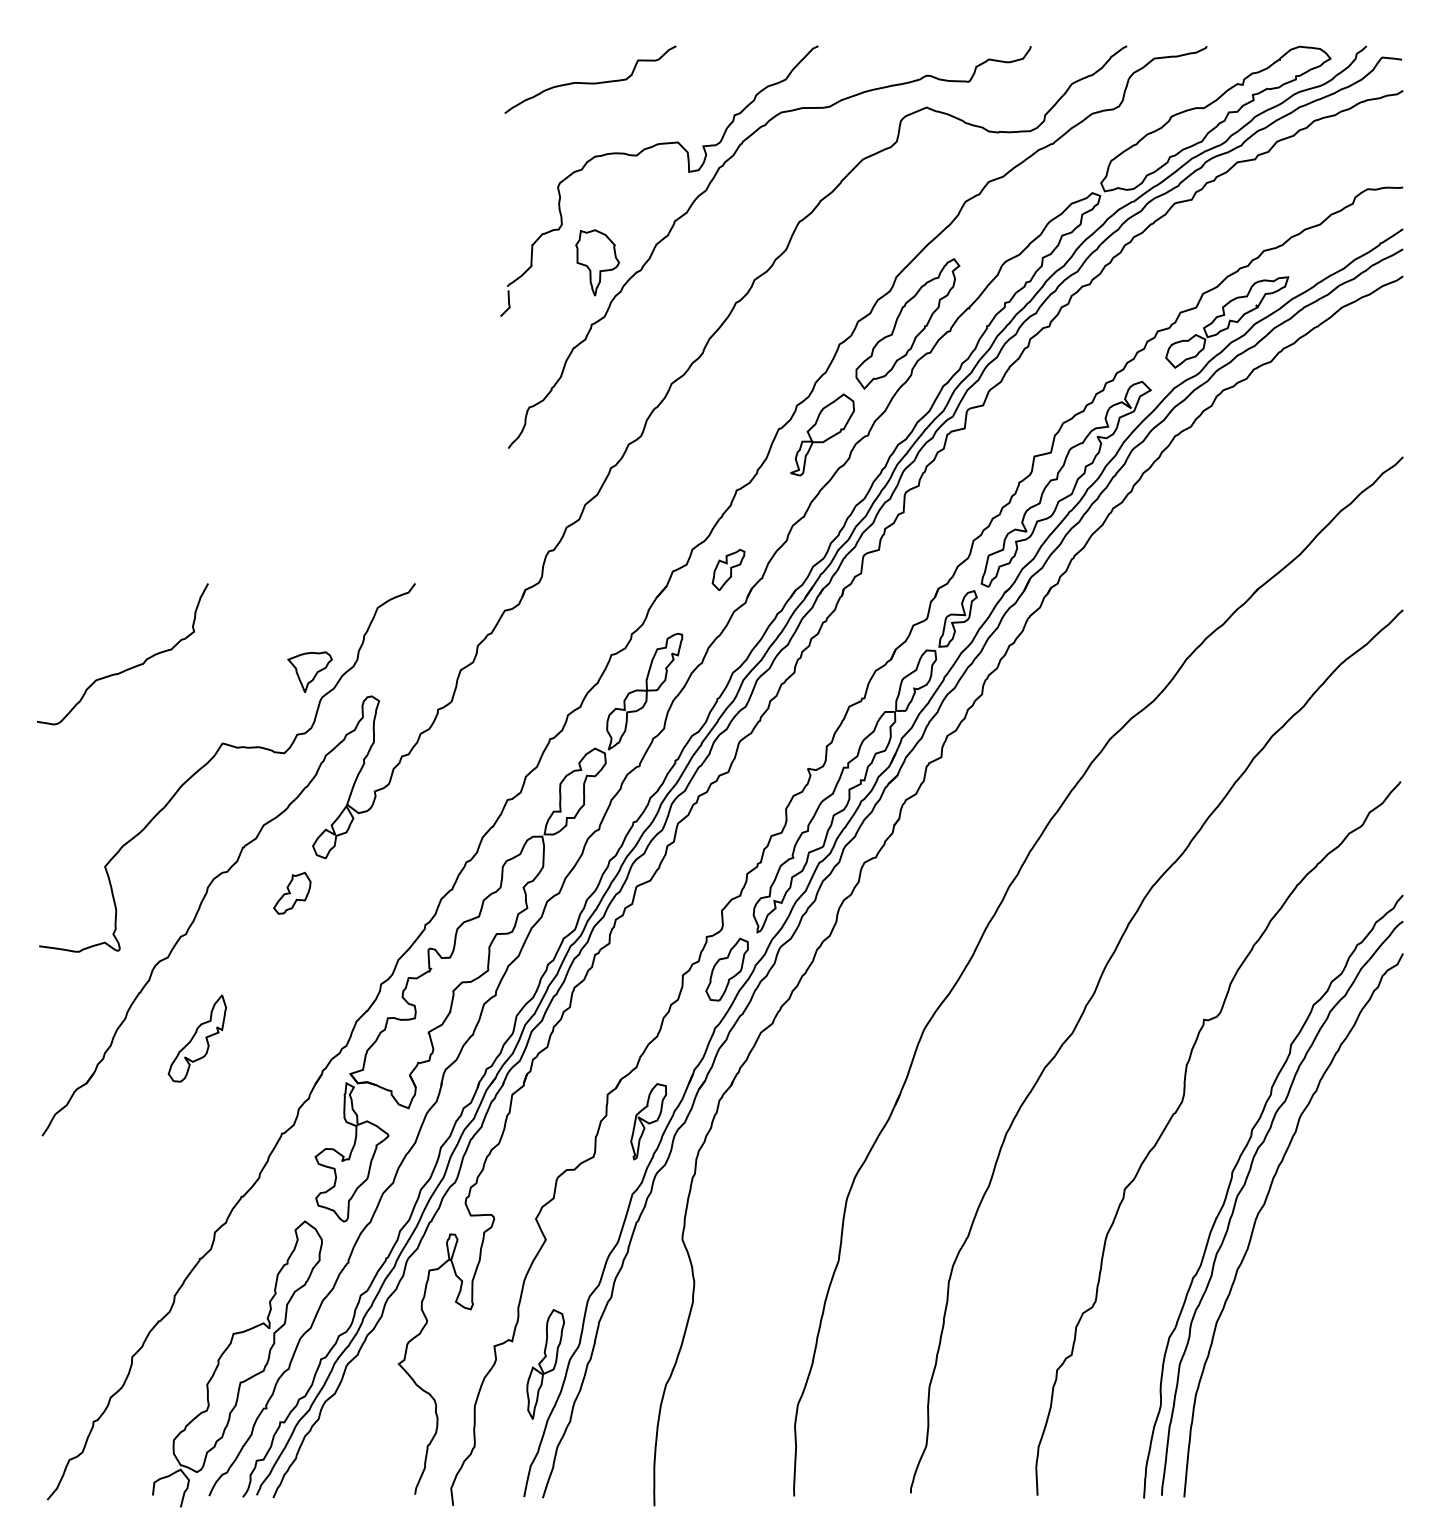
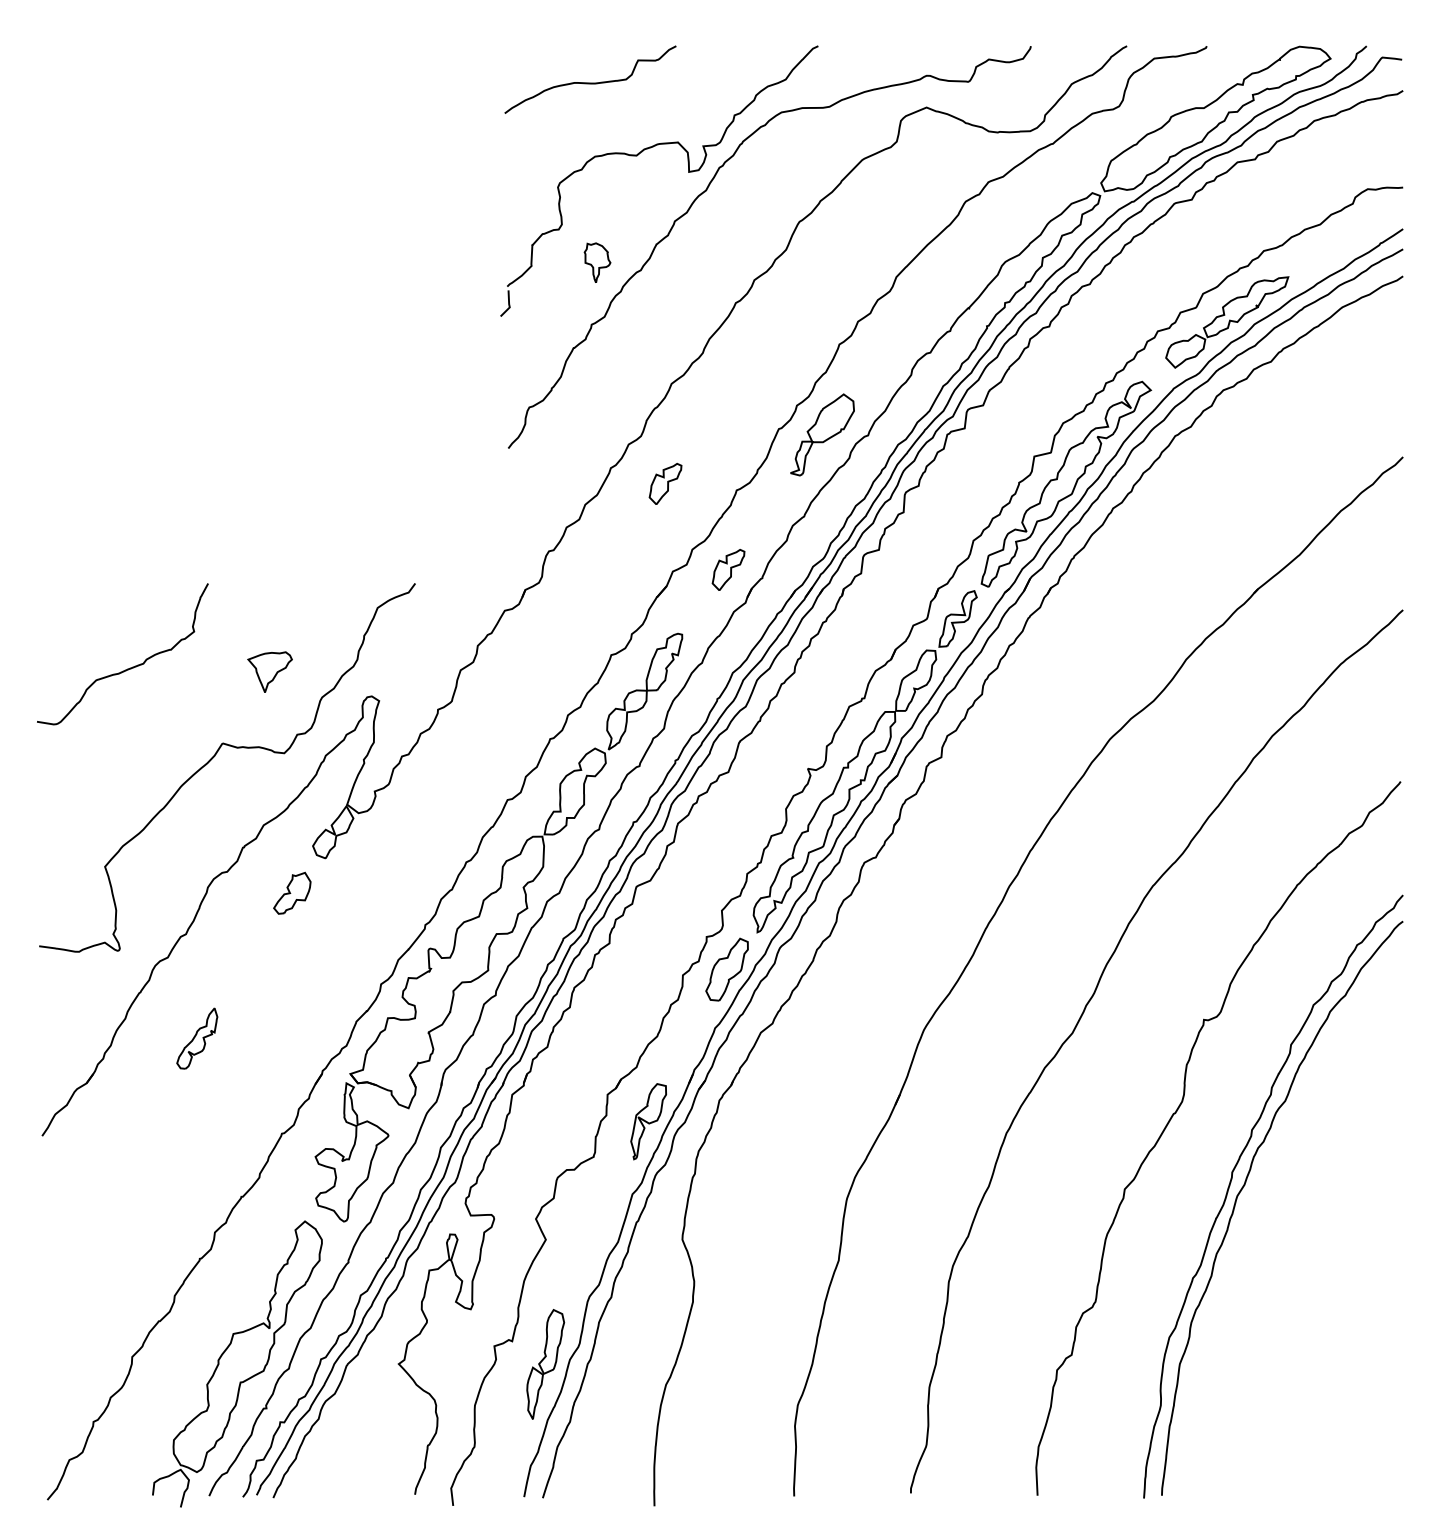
part size: 45x68 px -> 29x41 px (597, 262)
part: present -> none (907, 323)
part: none -> present (665, 483)
part position: (309, 671) -> (269, 671) (269, 671)
part size: 60x89 px -> 43x63 px (197, 1038)
curve: present -> none (1263, 1207)
